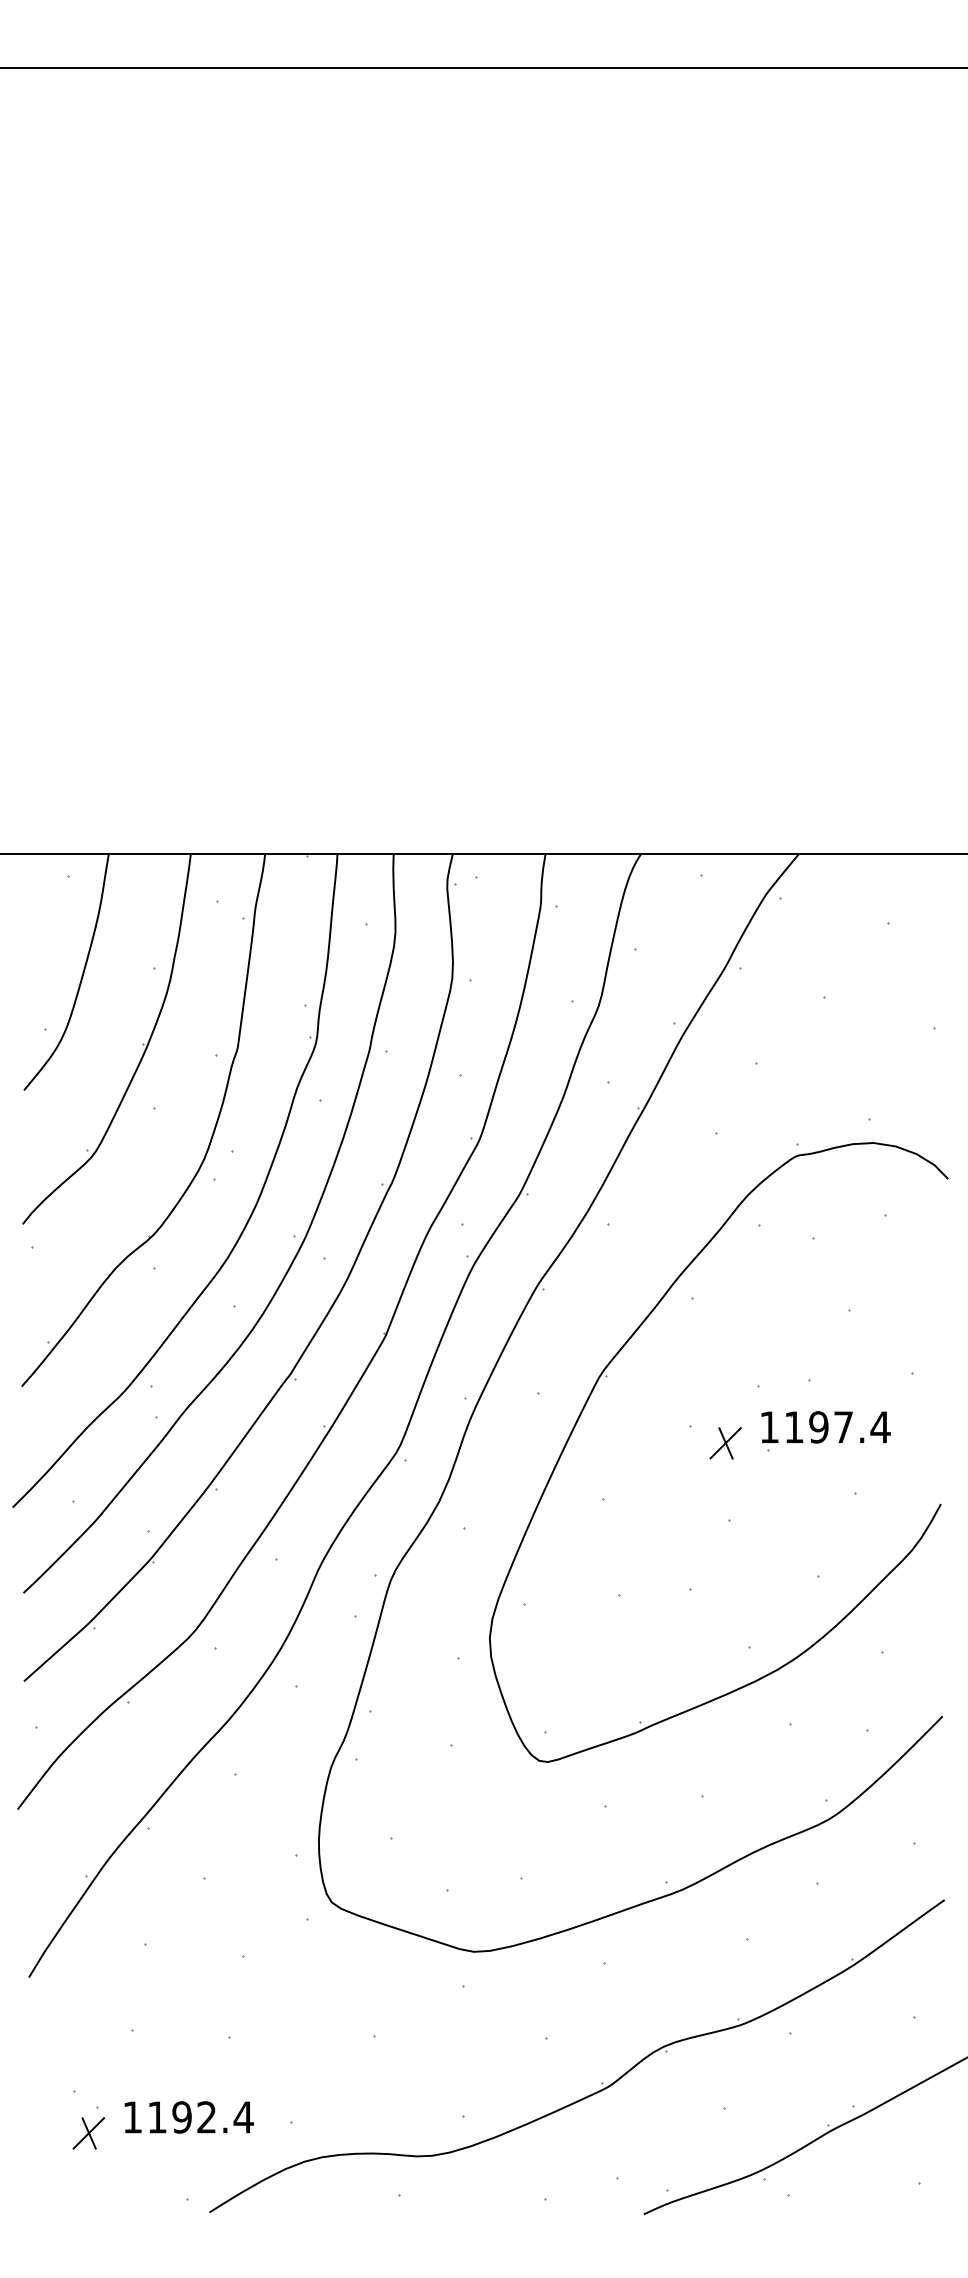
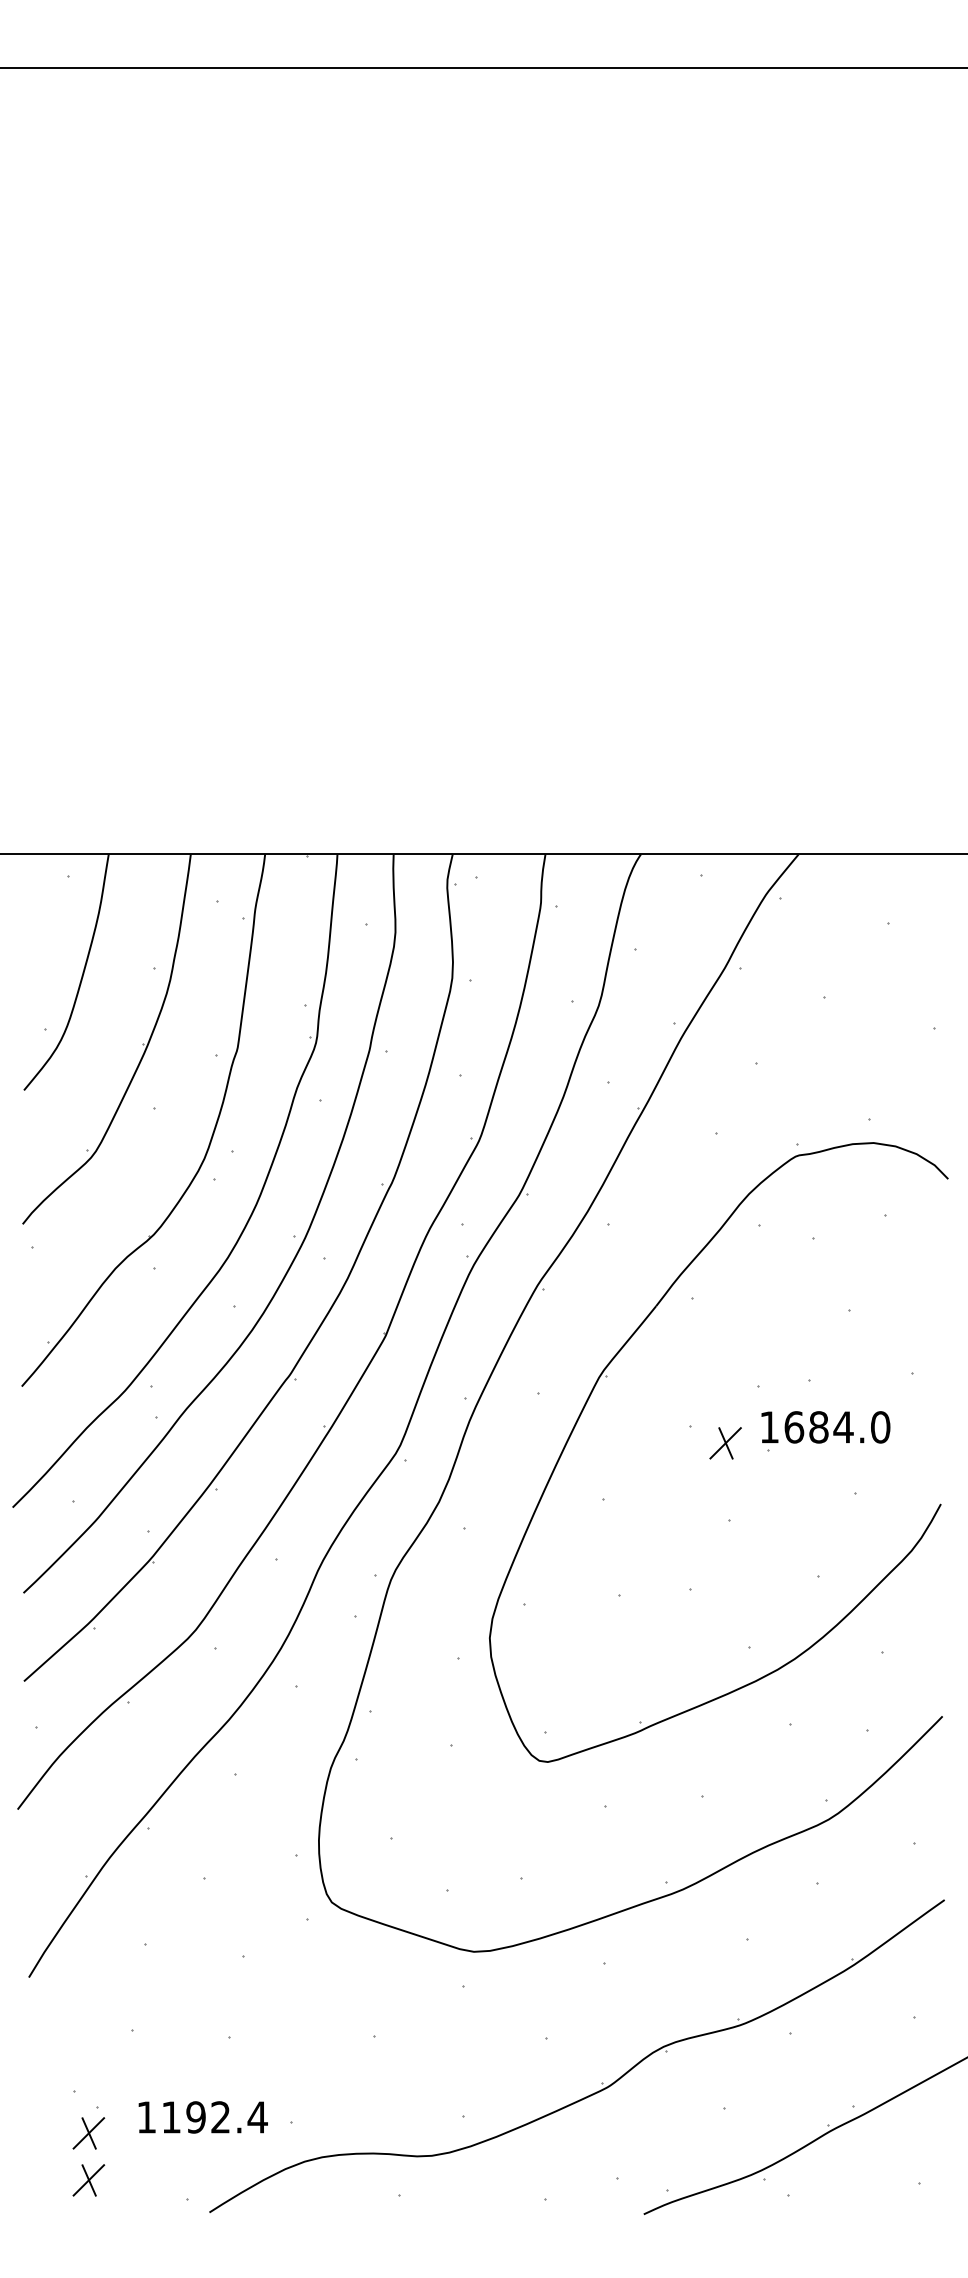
text: 1197.4 -> 1684.0 (837, 1427)
text position: (188, 2117) -> (202, 2117) (202, 2117)
part: none -> present (88, 2180)
